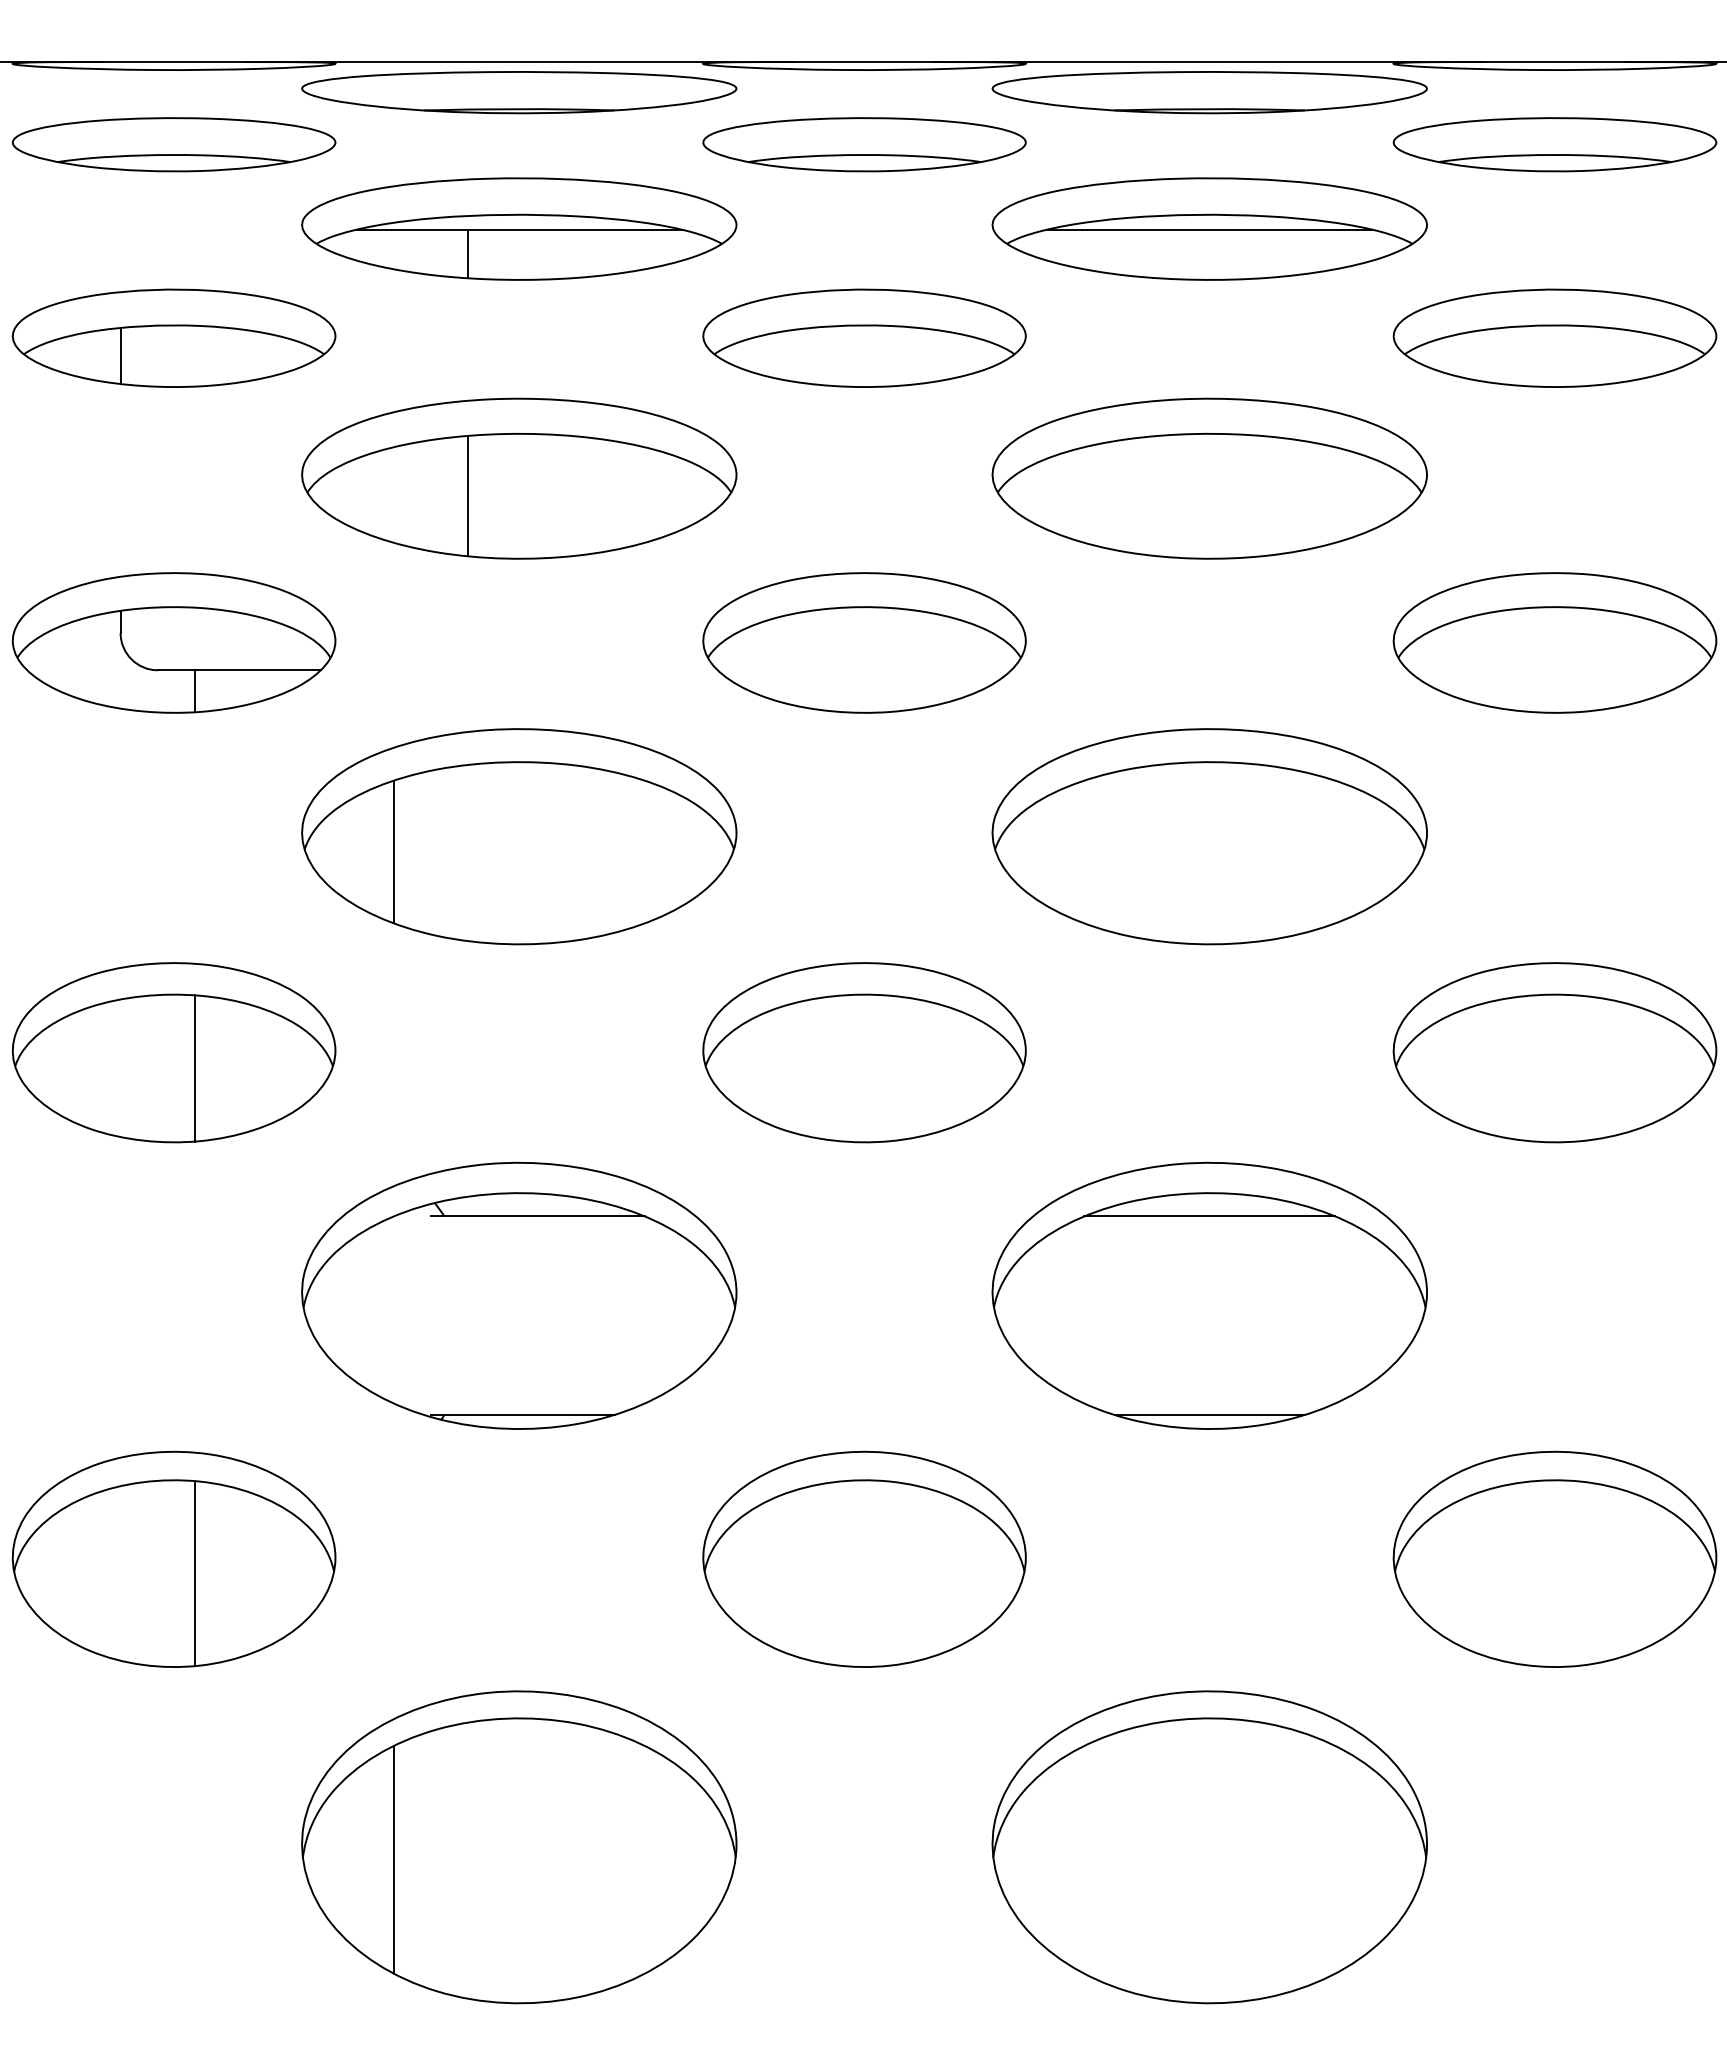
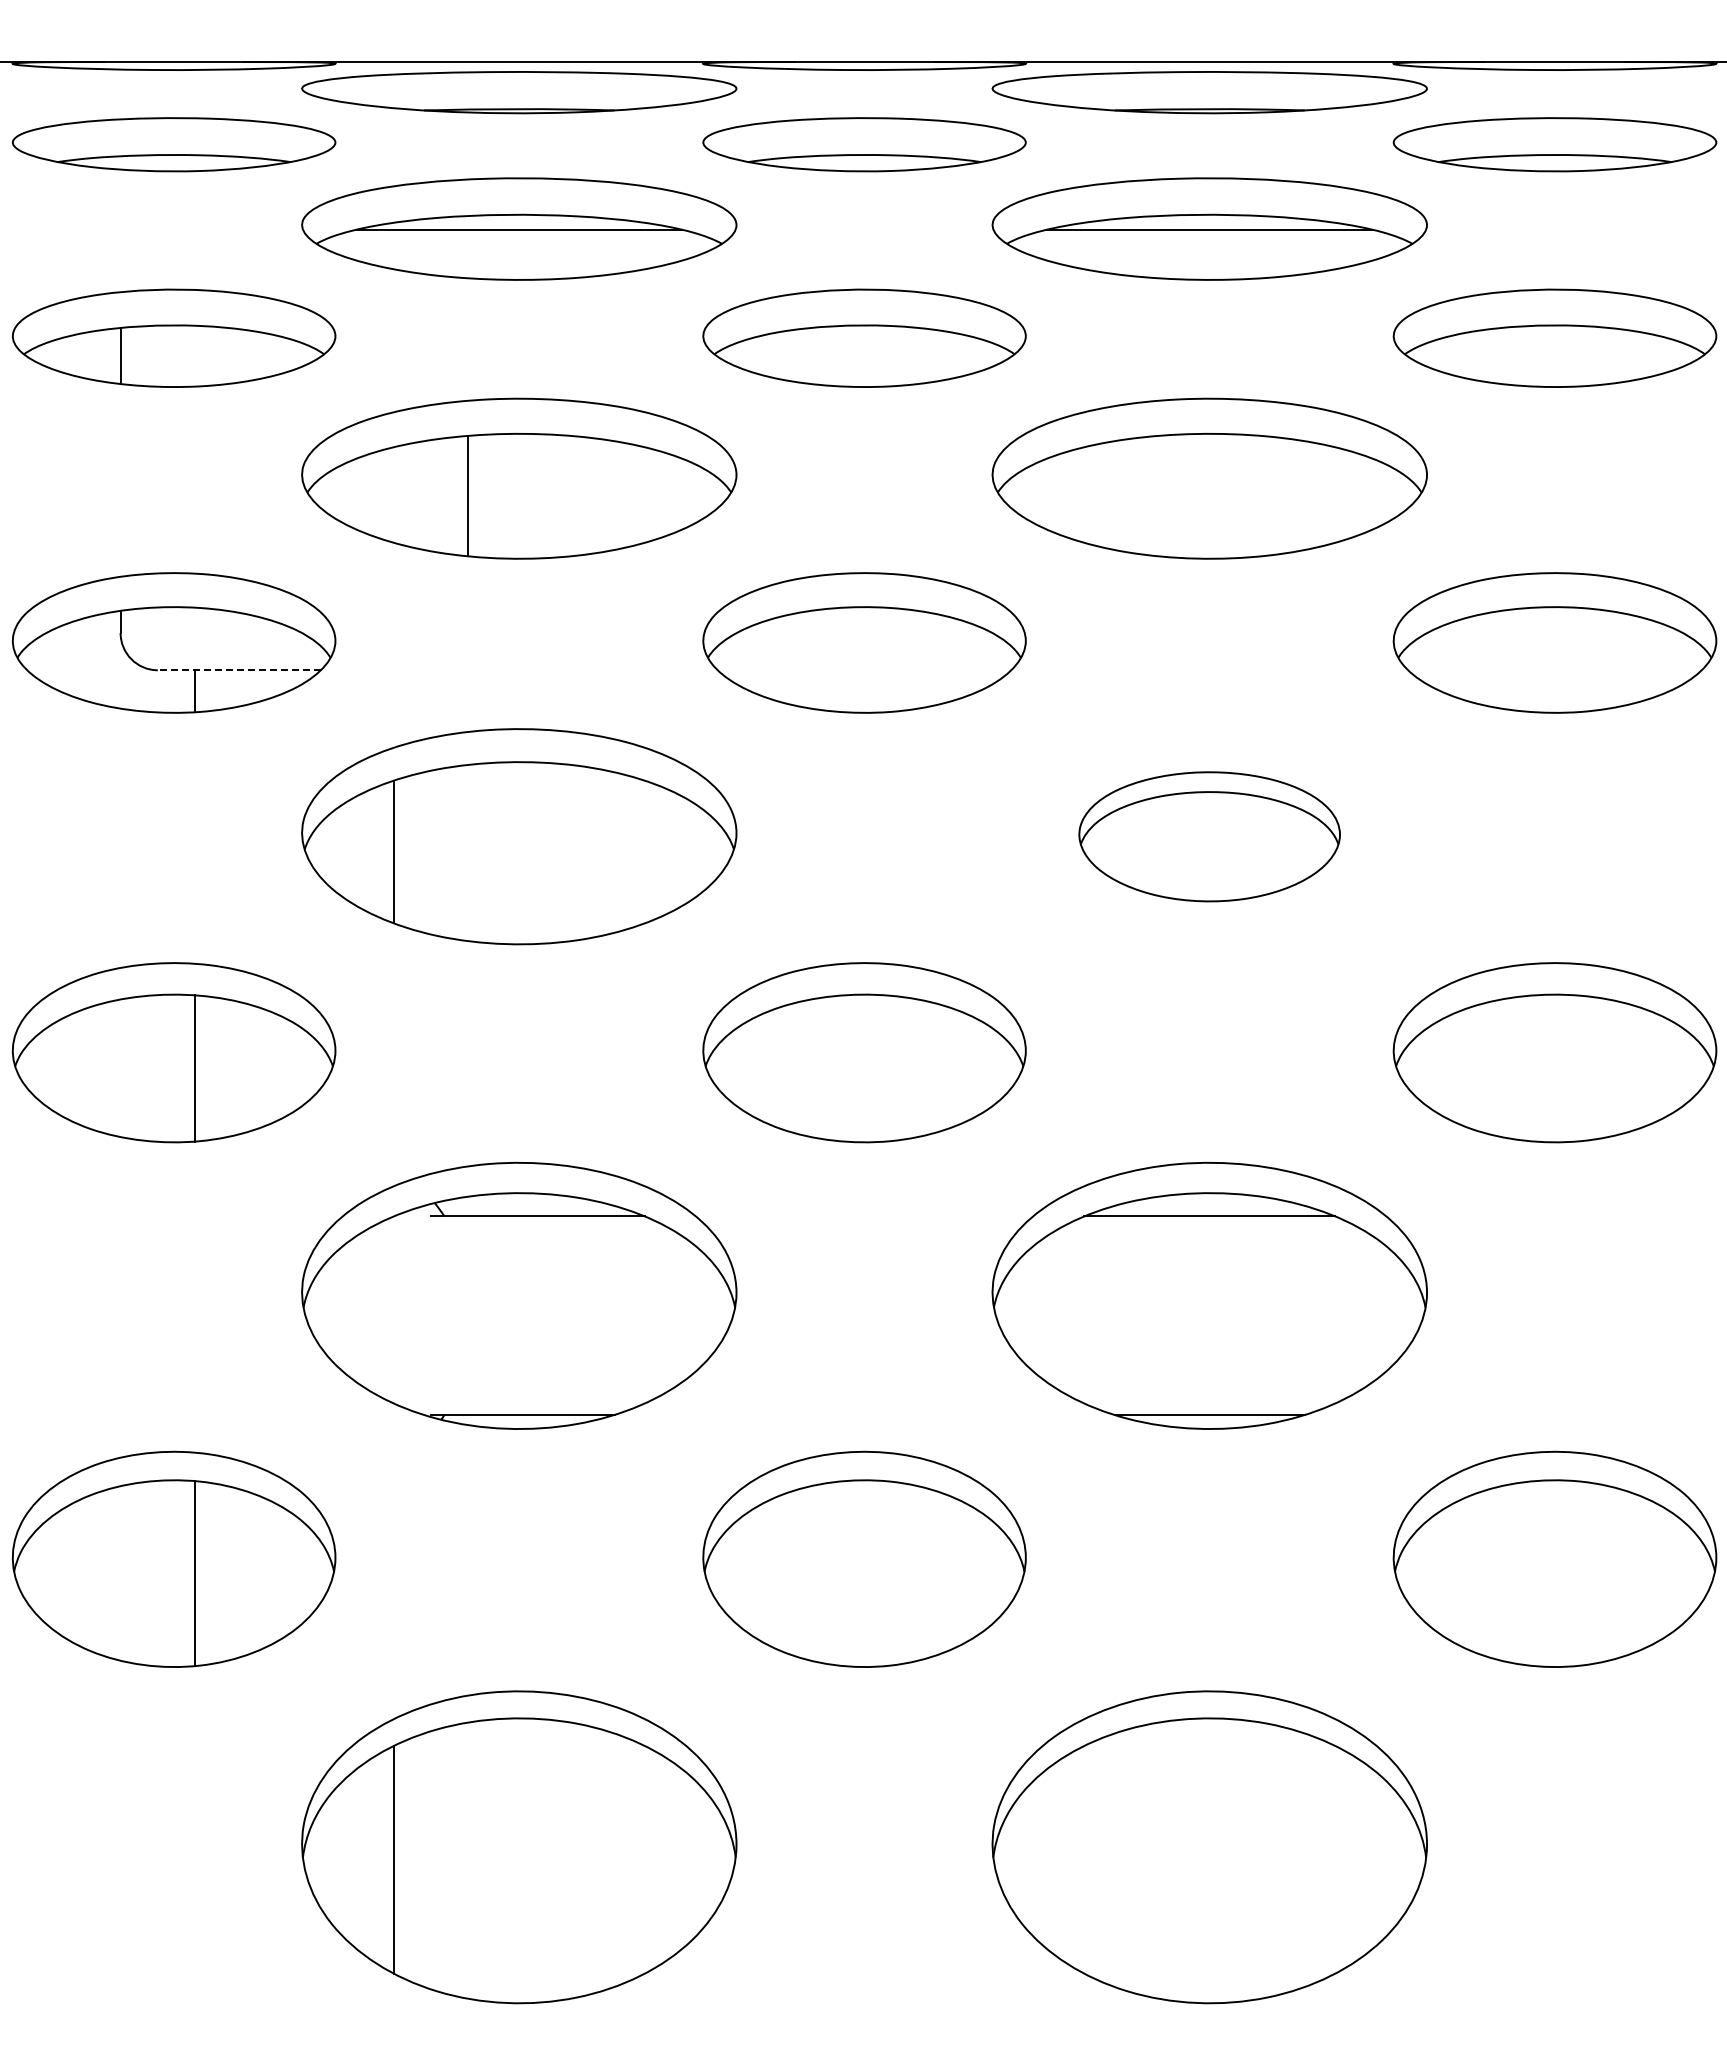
line: present -> none (468, 253)
line: solid -> dashed (239, 670)
part size: 437x218 px -> 263x132 px (1209, 836)
